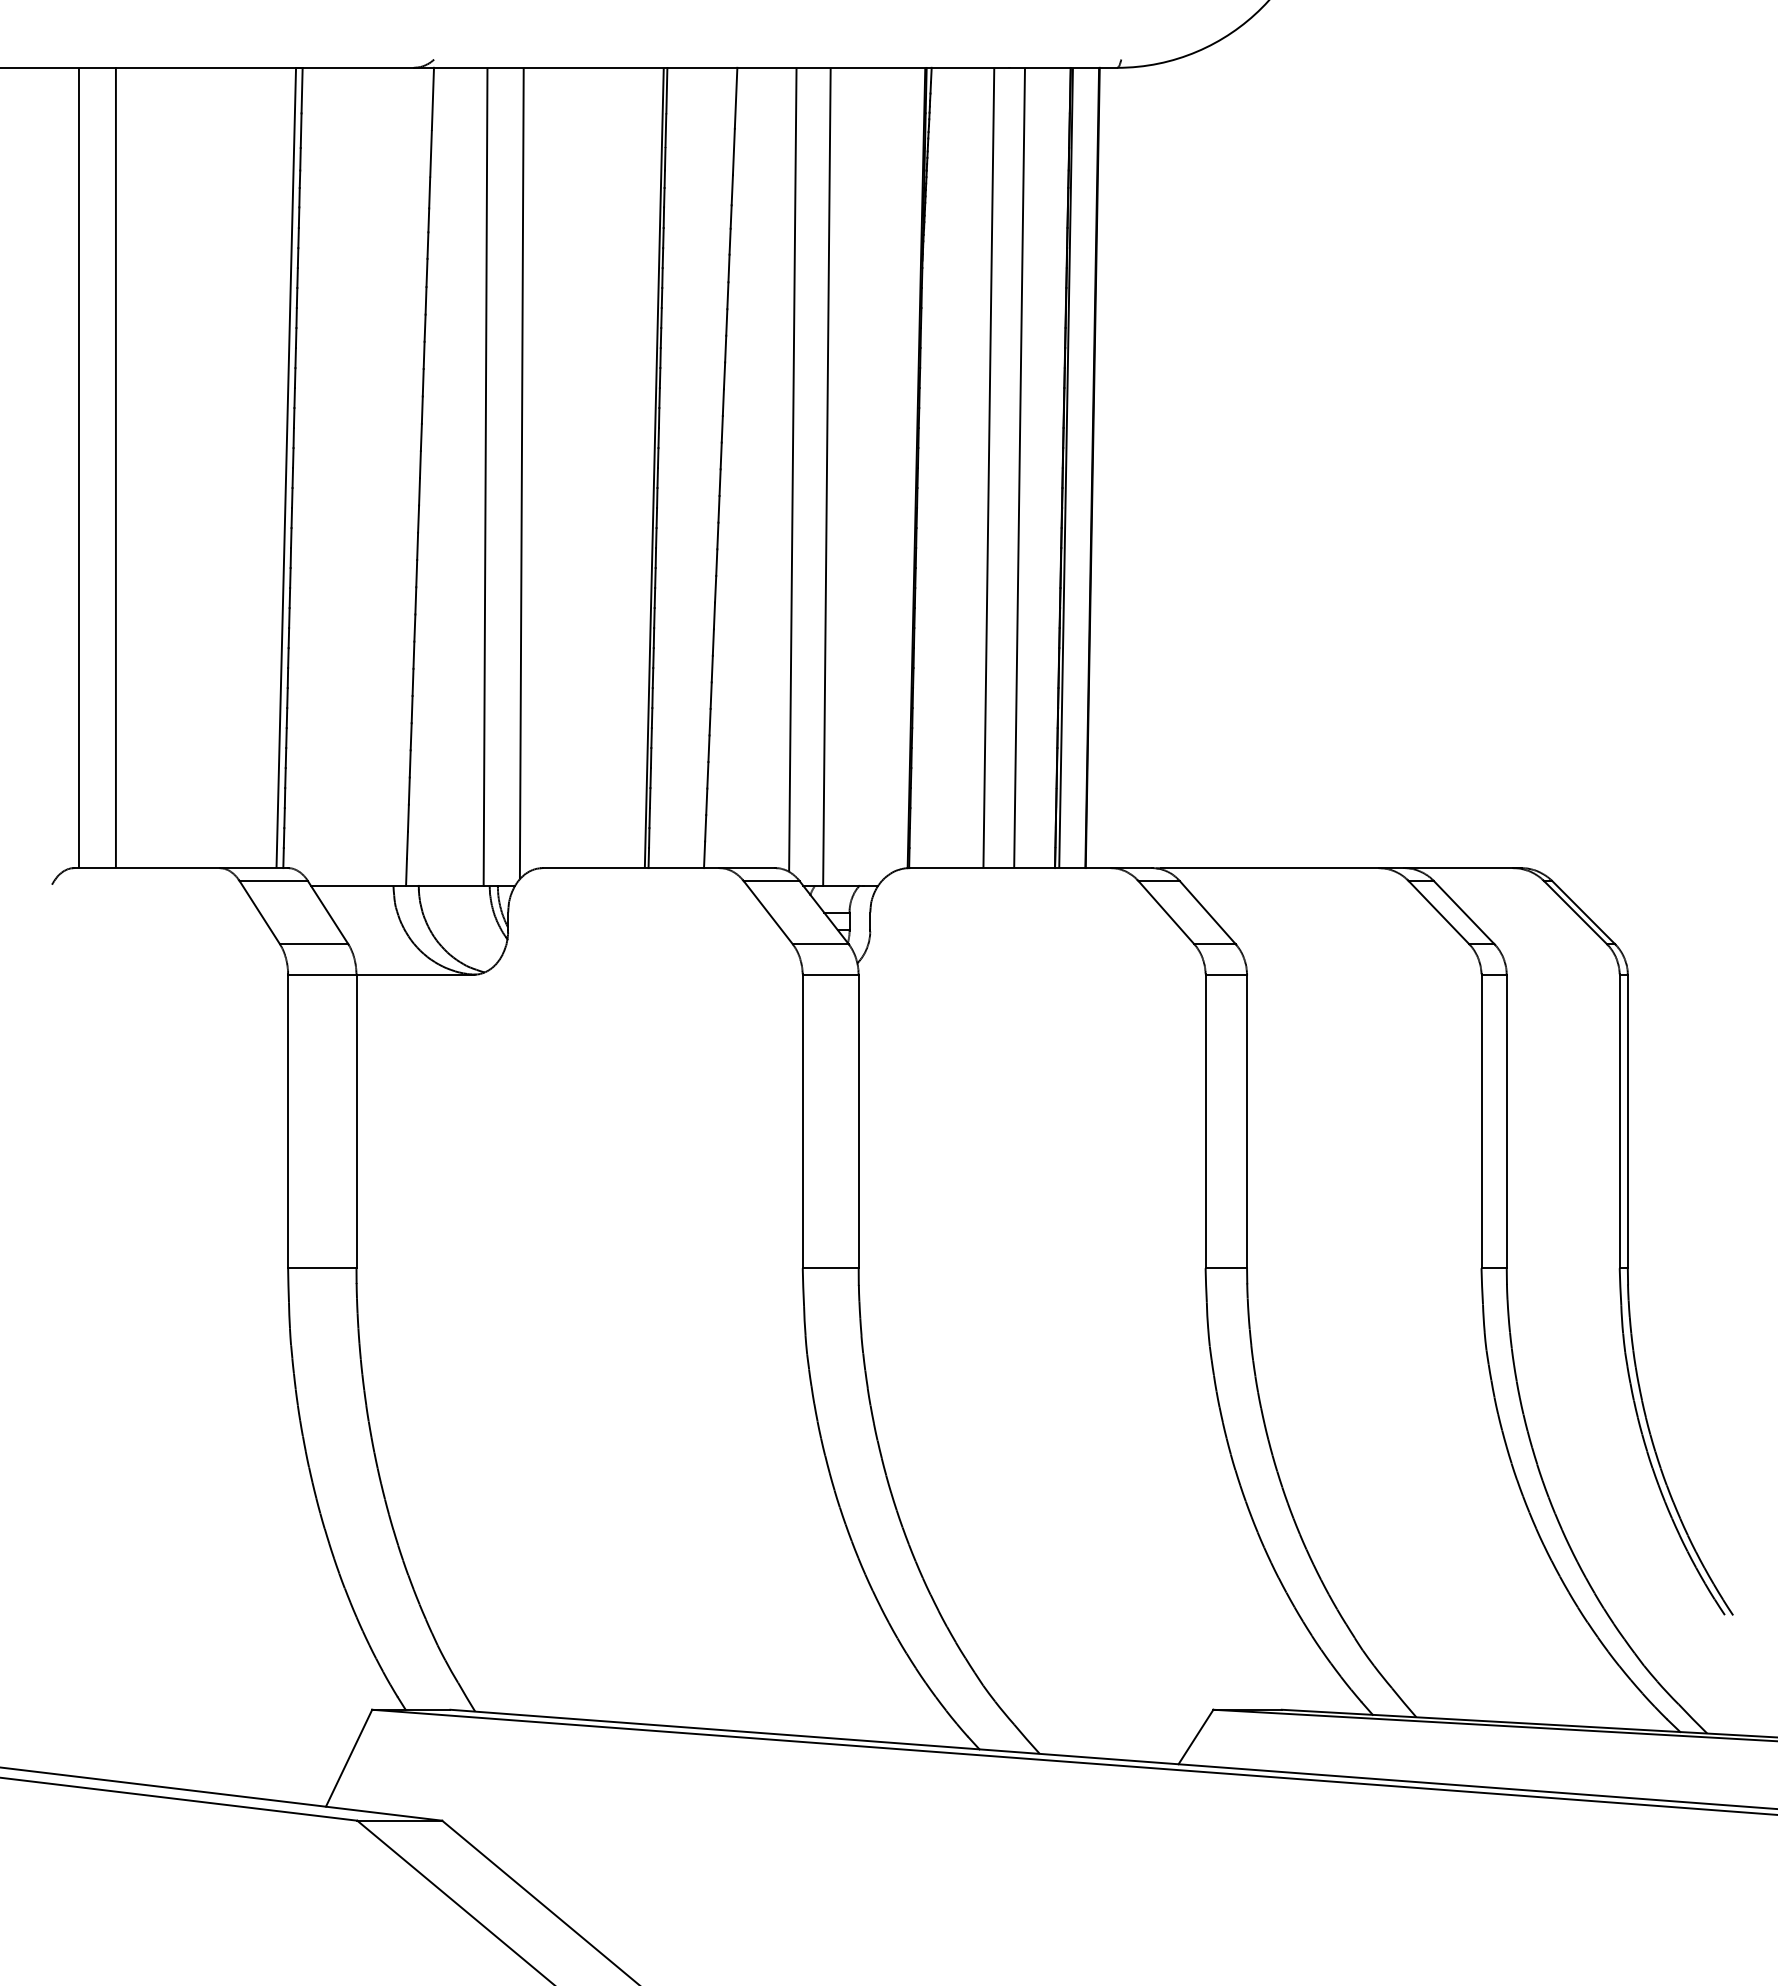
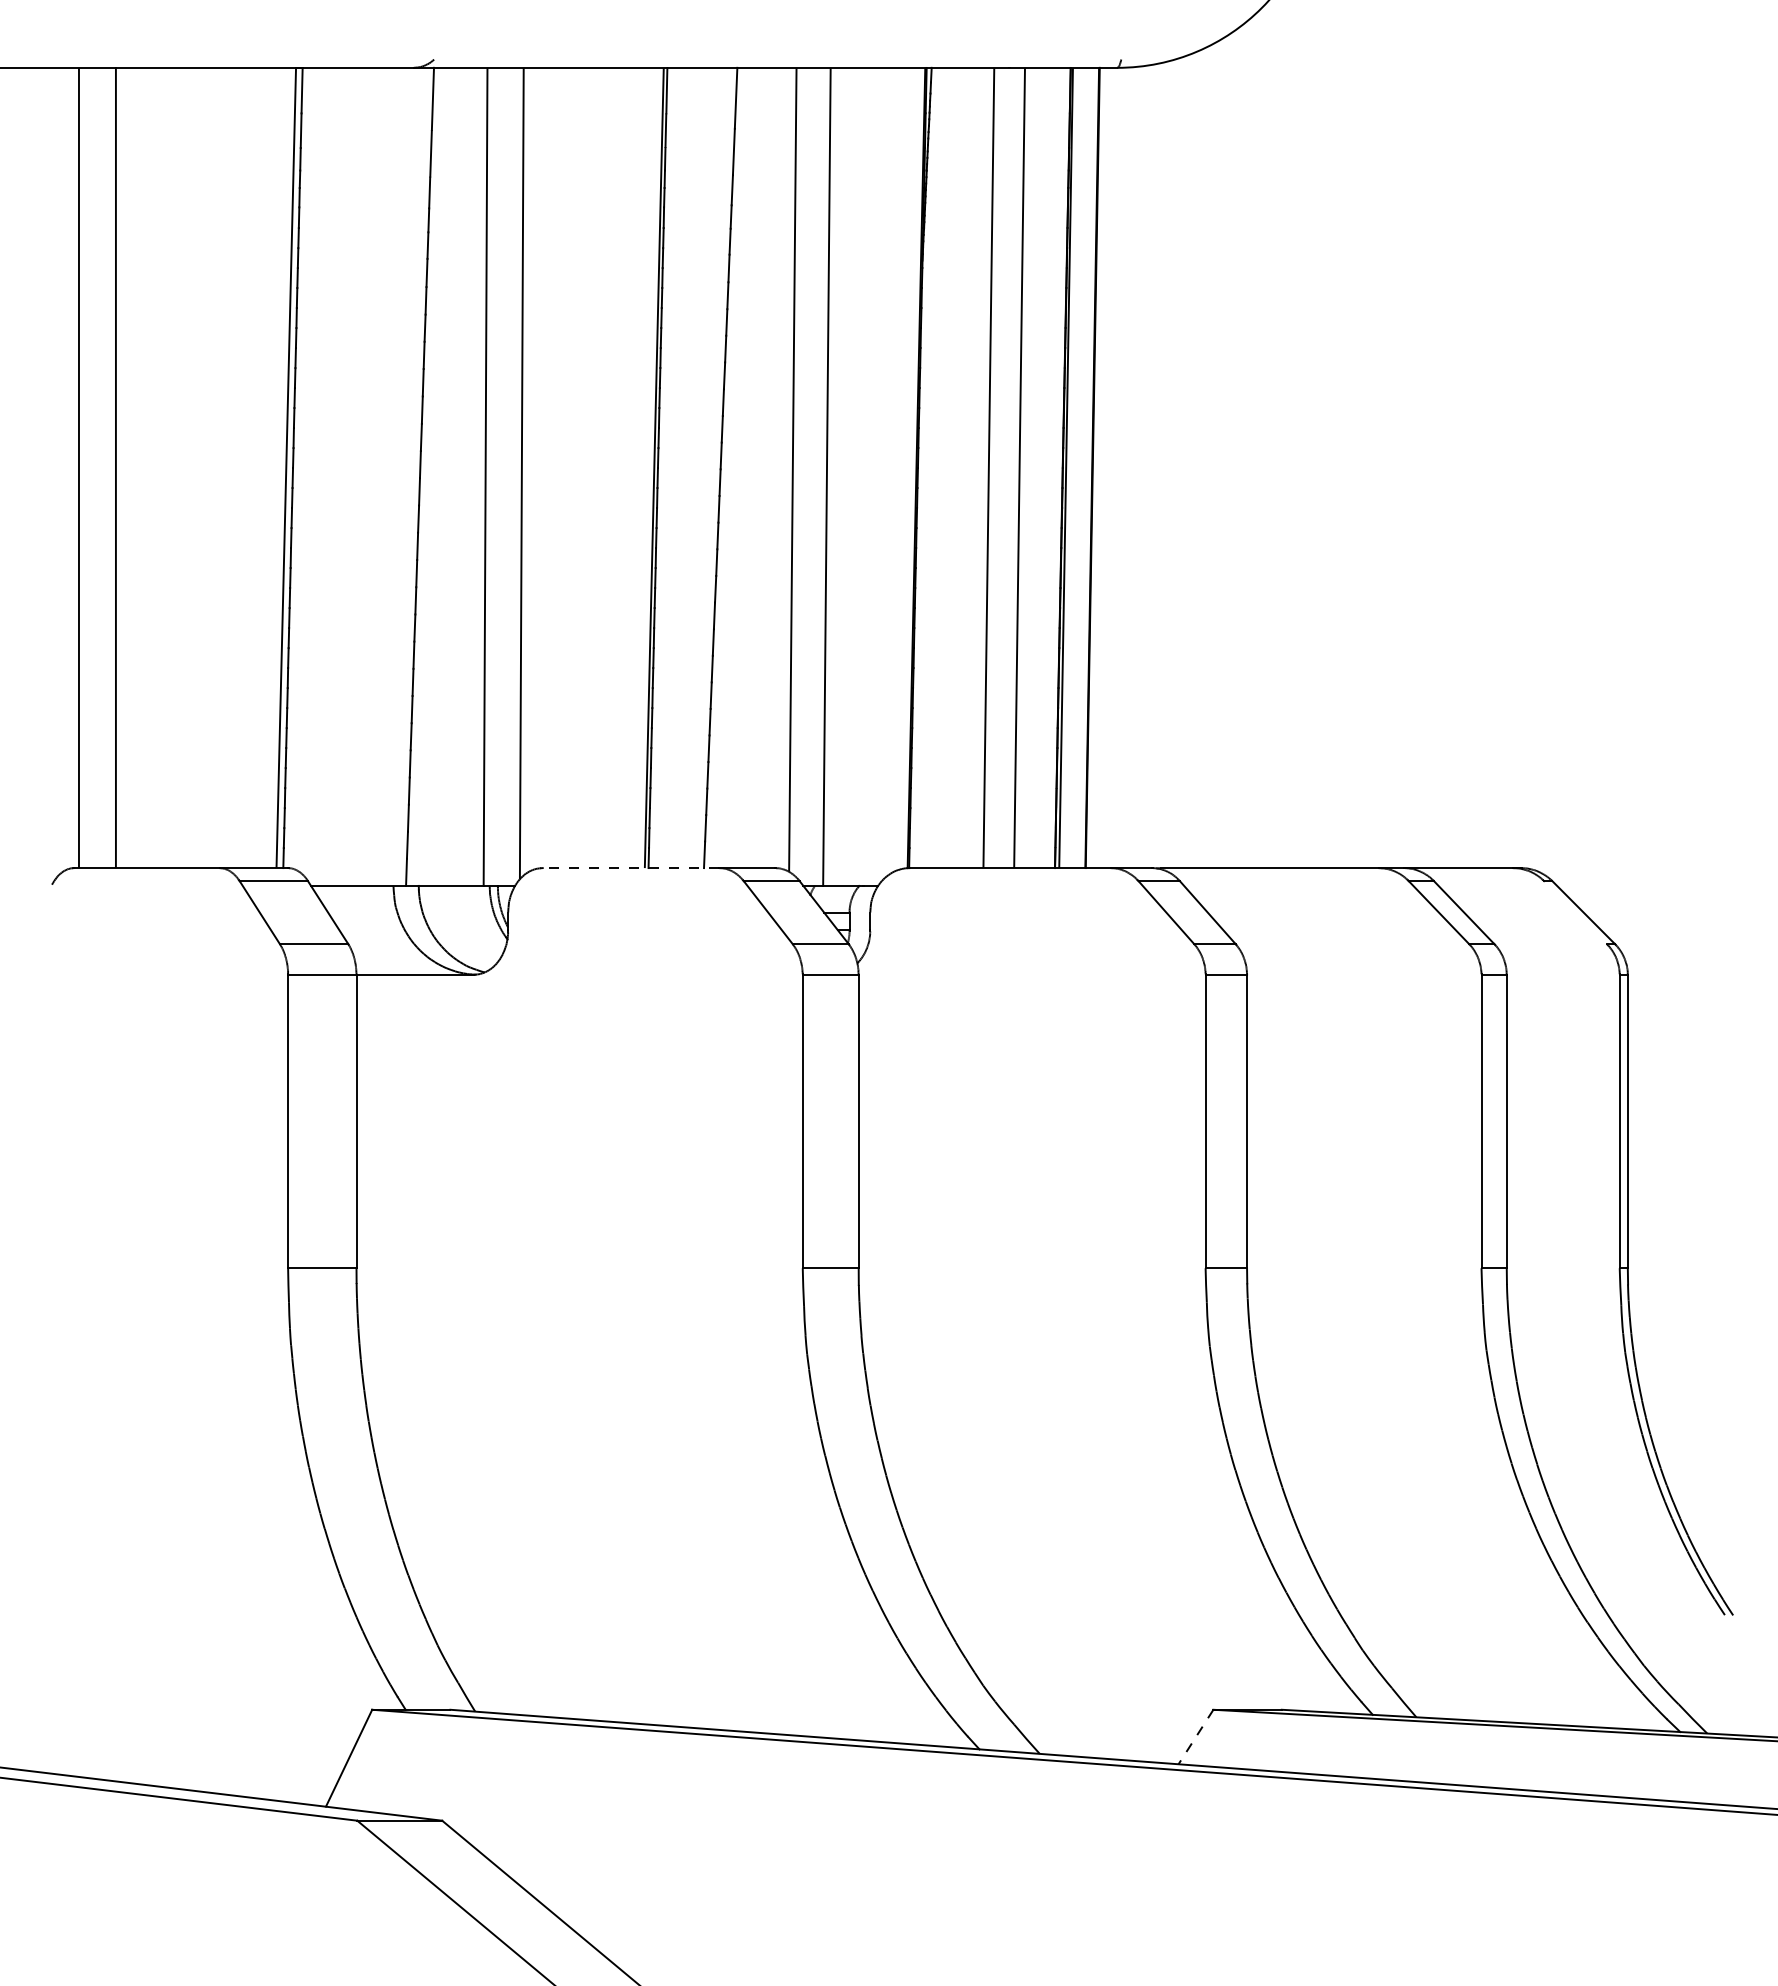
line: solid -> dashed (630, 868)
line: present -> none (1575, 912)
line: solid -> dashed (1195, 1737)
